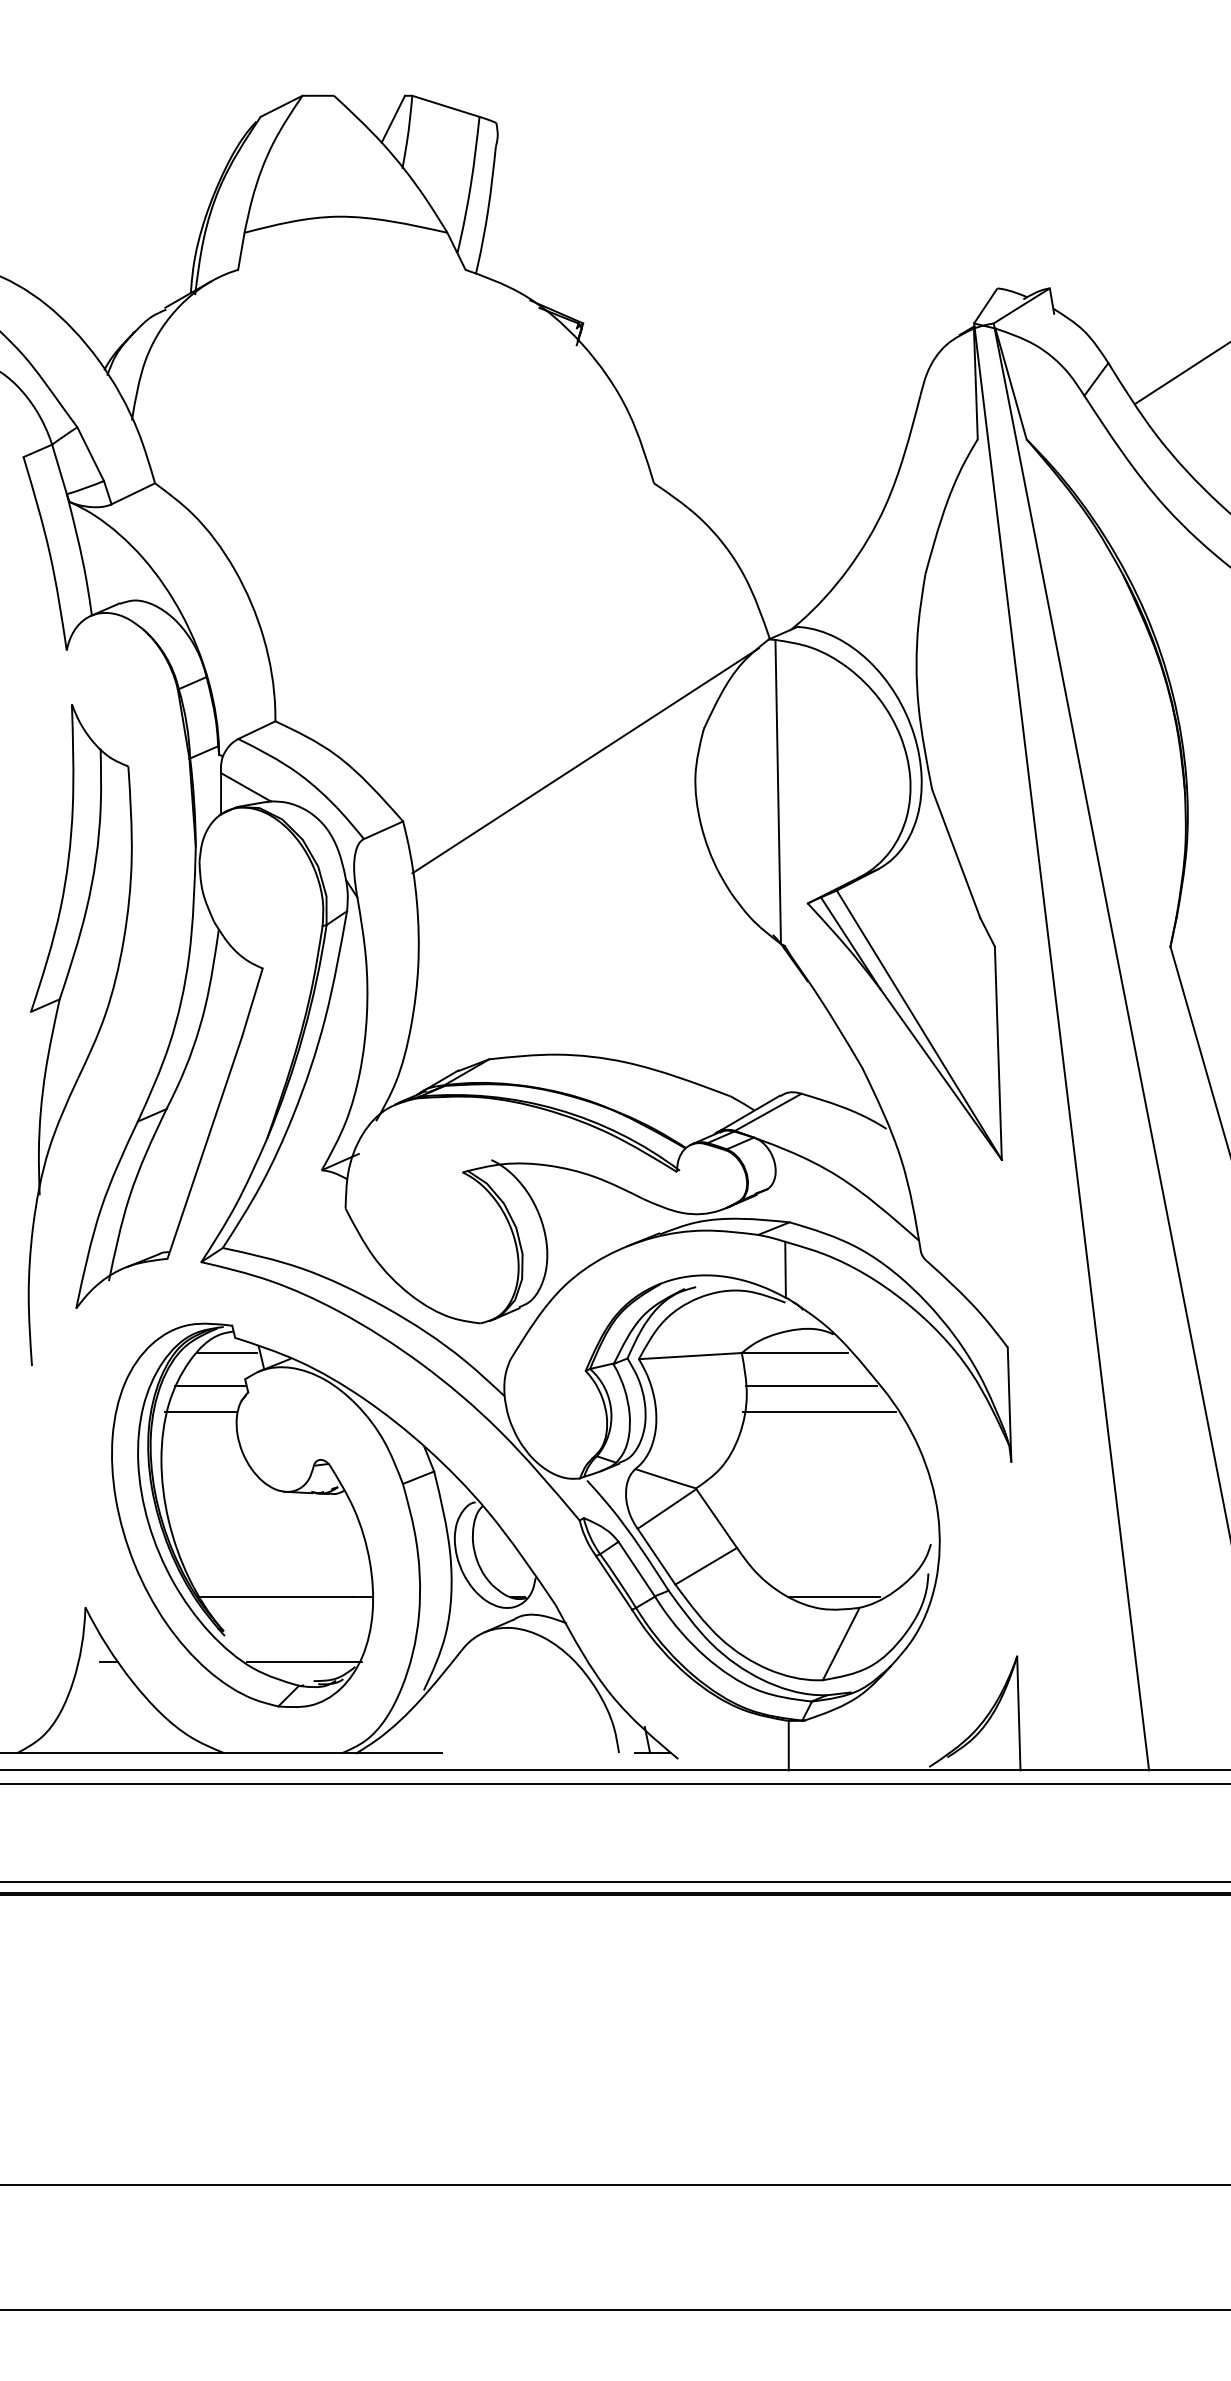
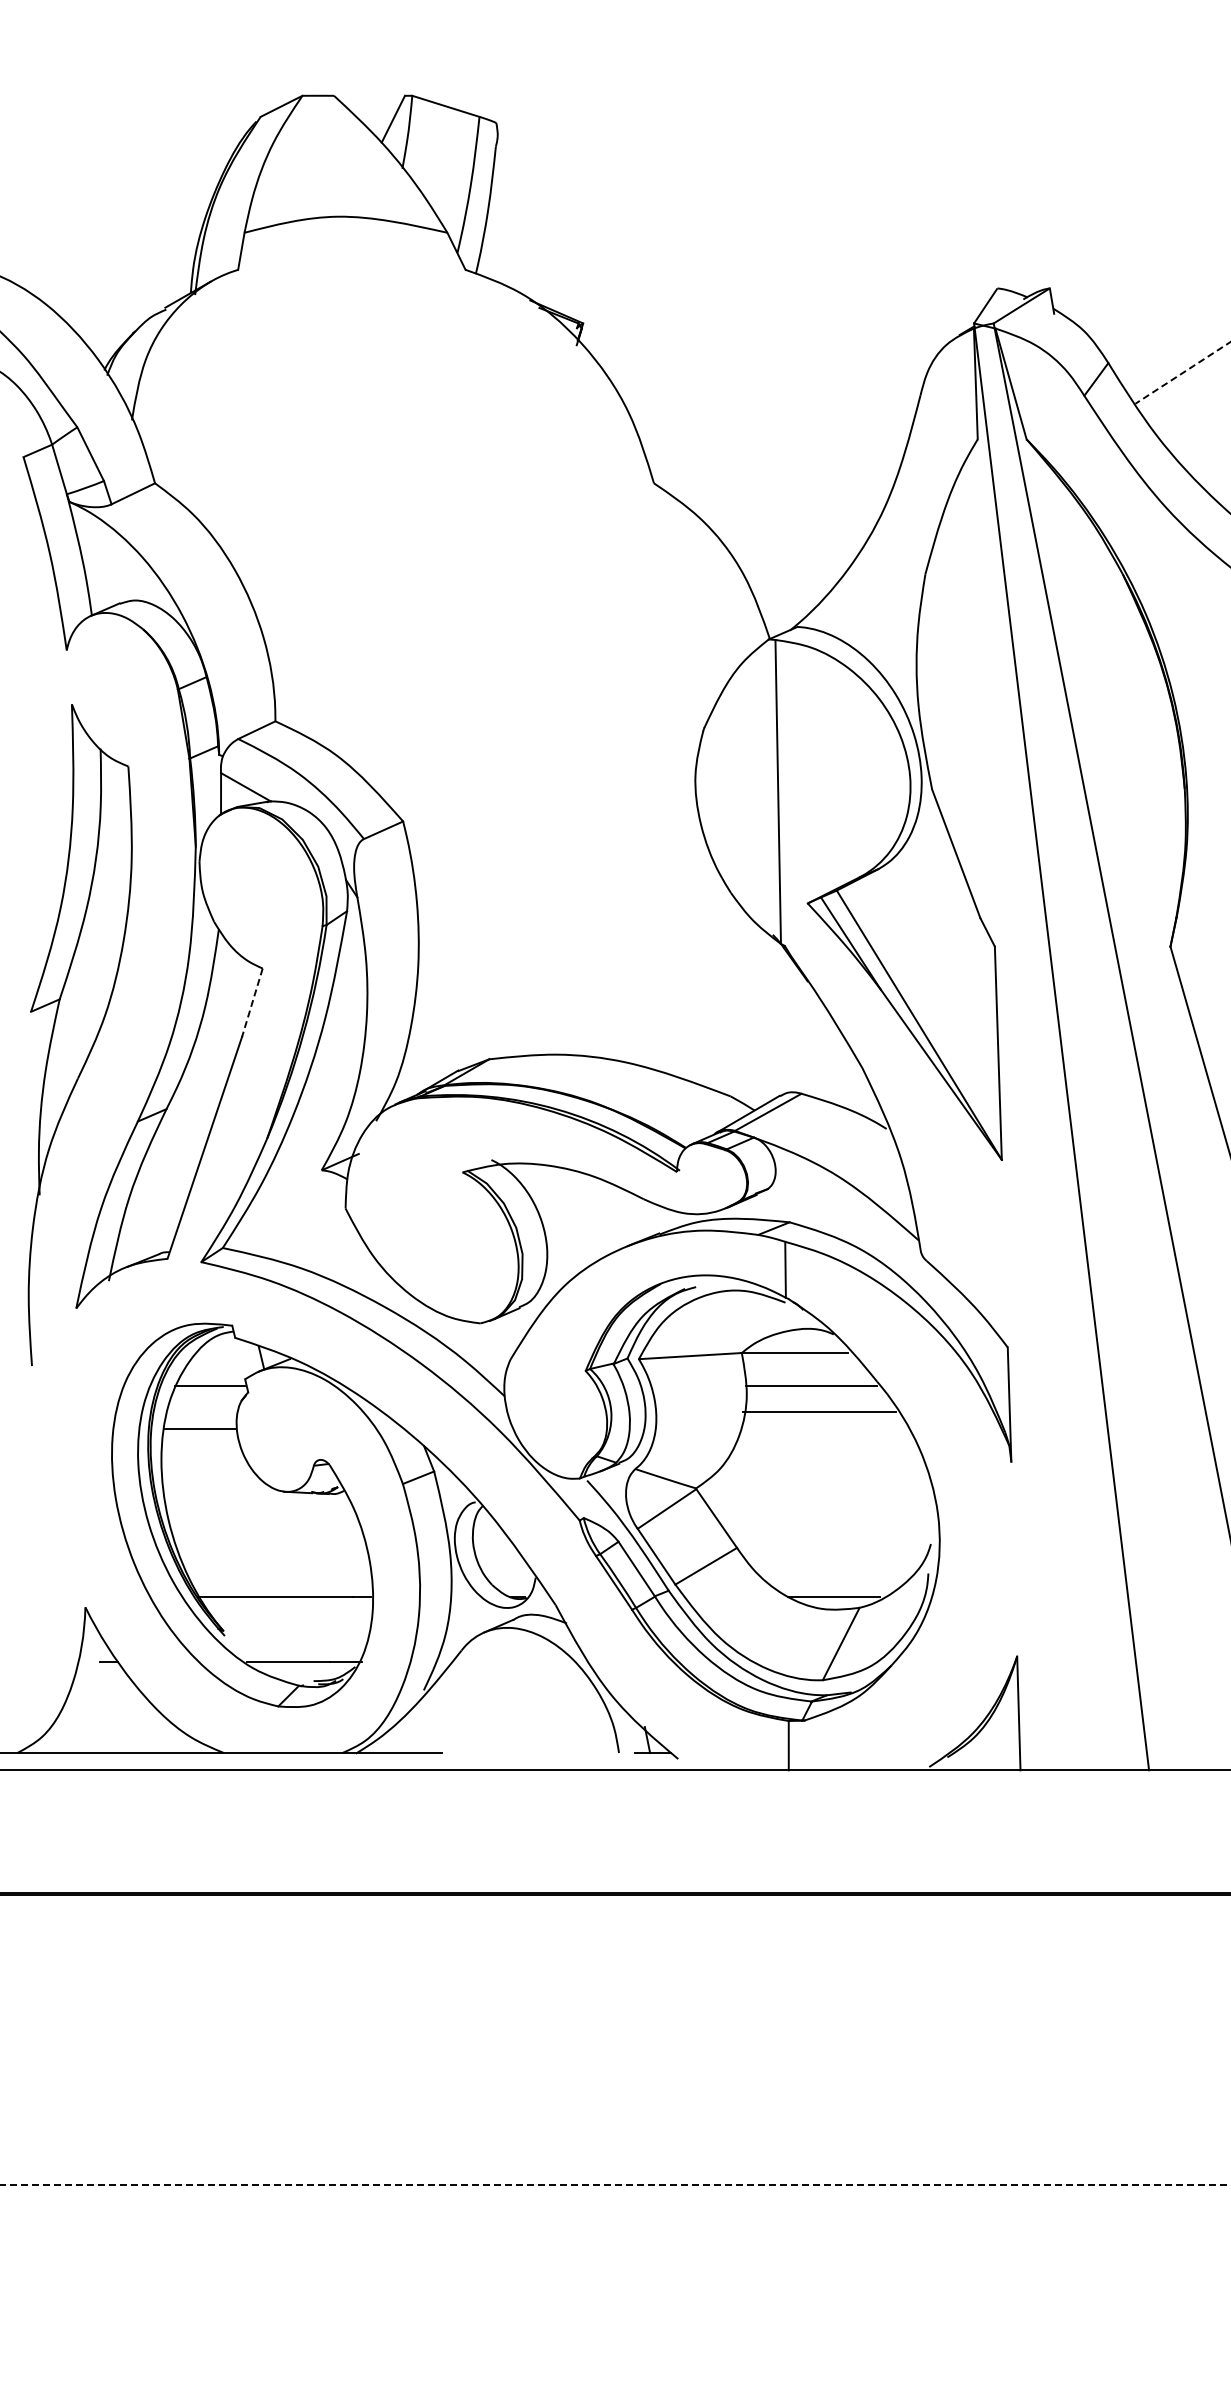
line: solid -> dashed (1183, 372)
line: present -> none (585, 760)
line: solid -> dashed (252, 1002)
line: present -> none (227, 1352)
line position: (200, 1411) -> (200, 1428) (200, 1428)
line: present -> none (614, 1784)
line: present -> none (614, 1882)
line: solid -> dashed (614, 2184)
line: present -> none (614, 2309)
